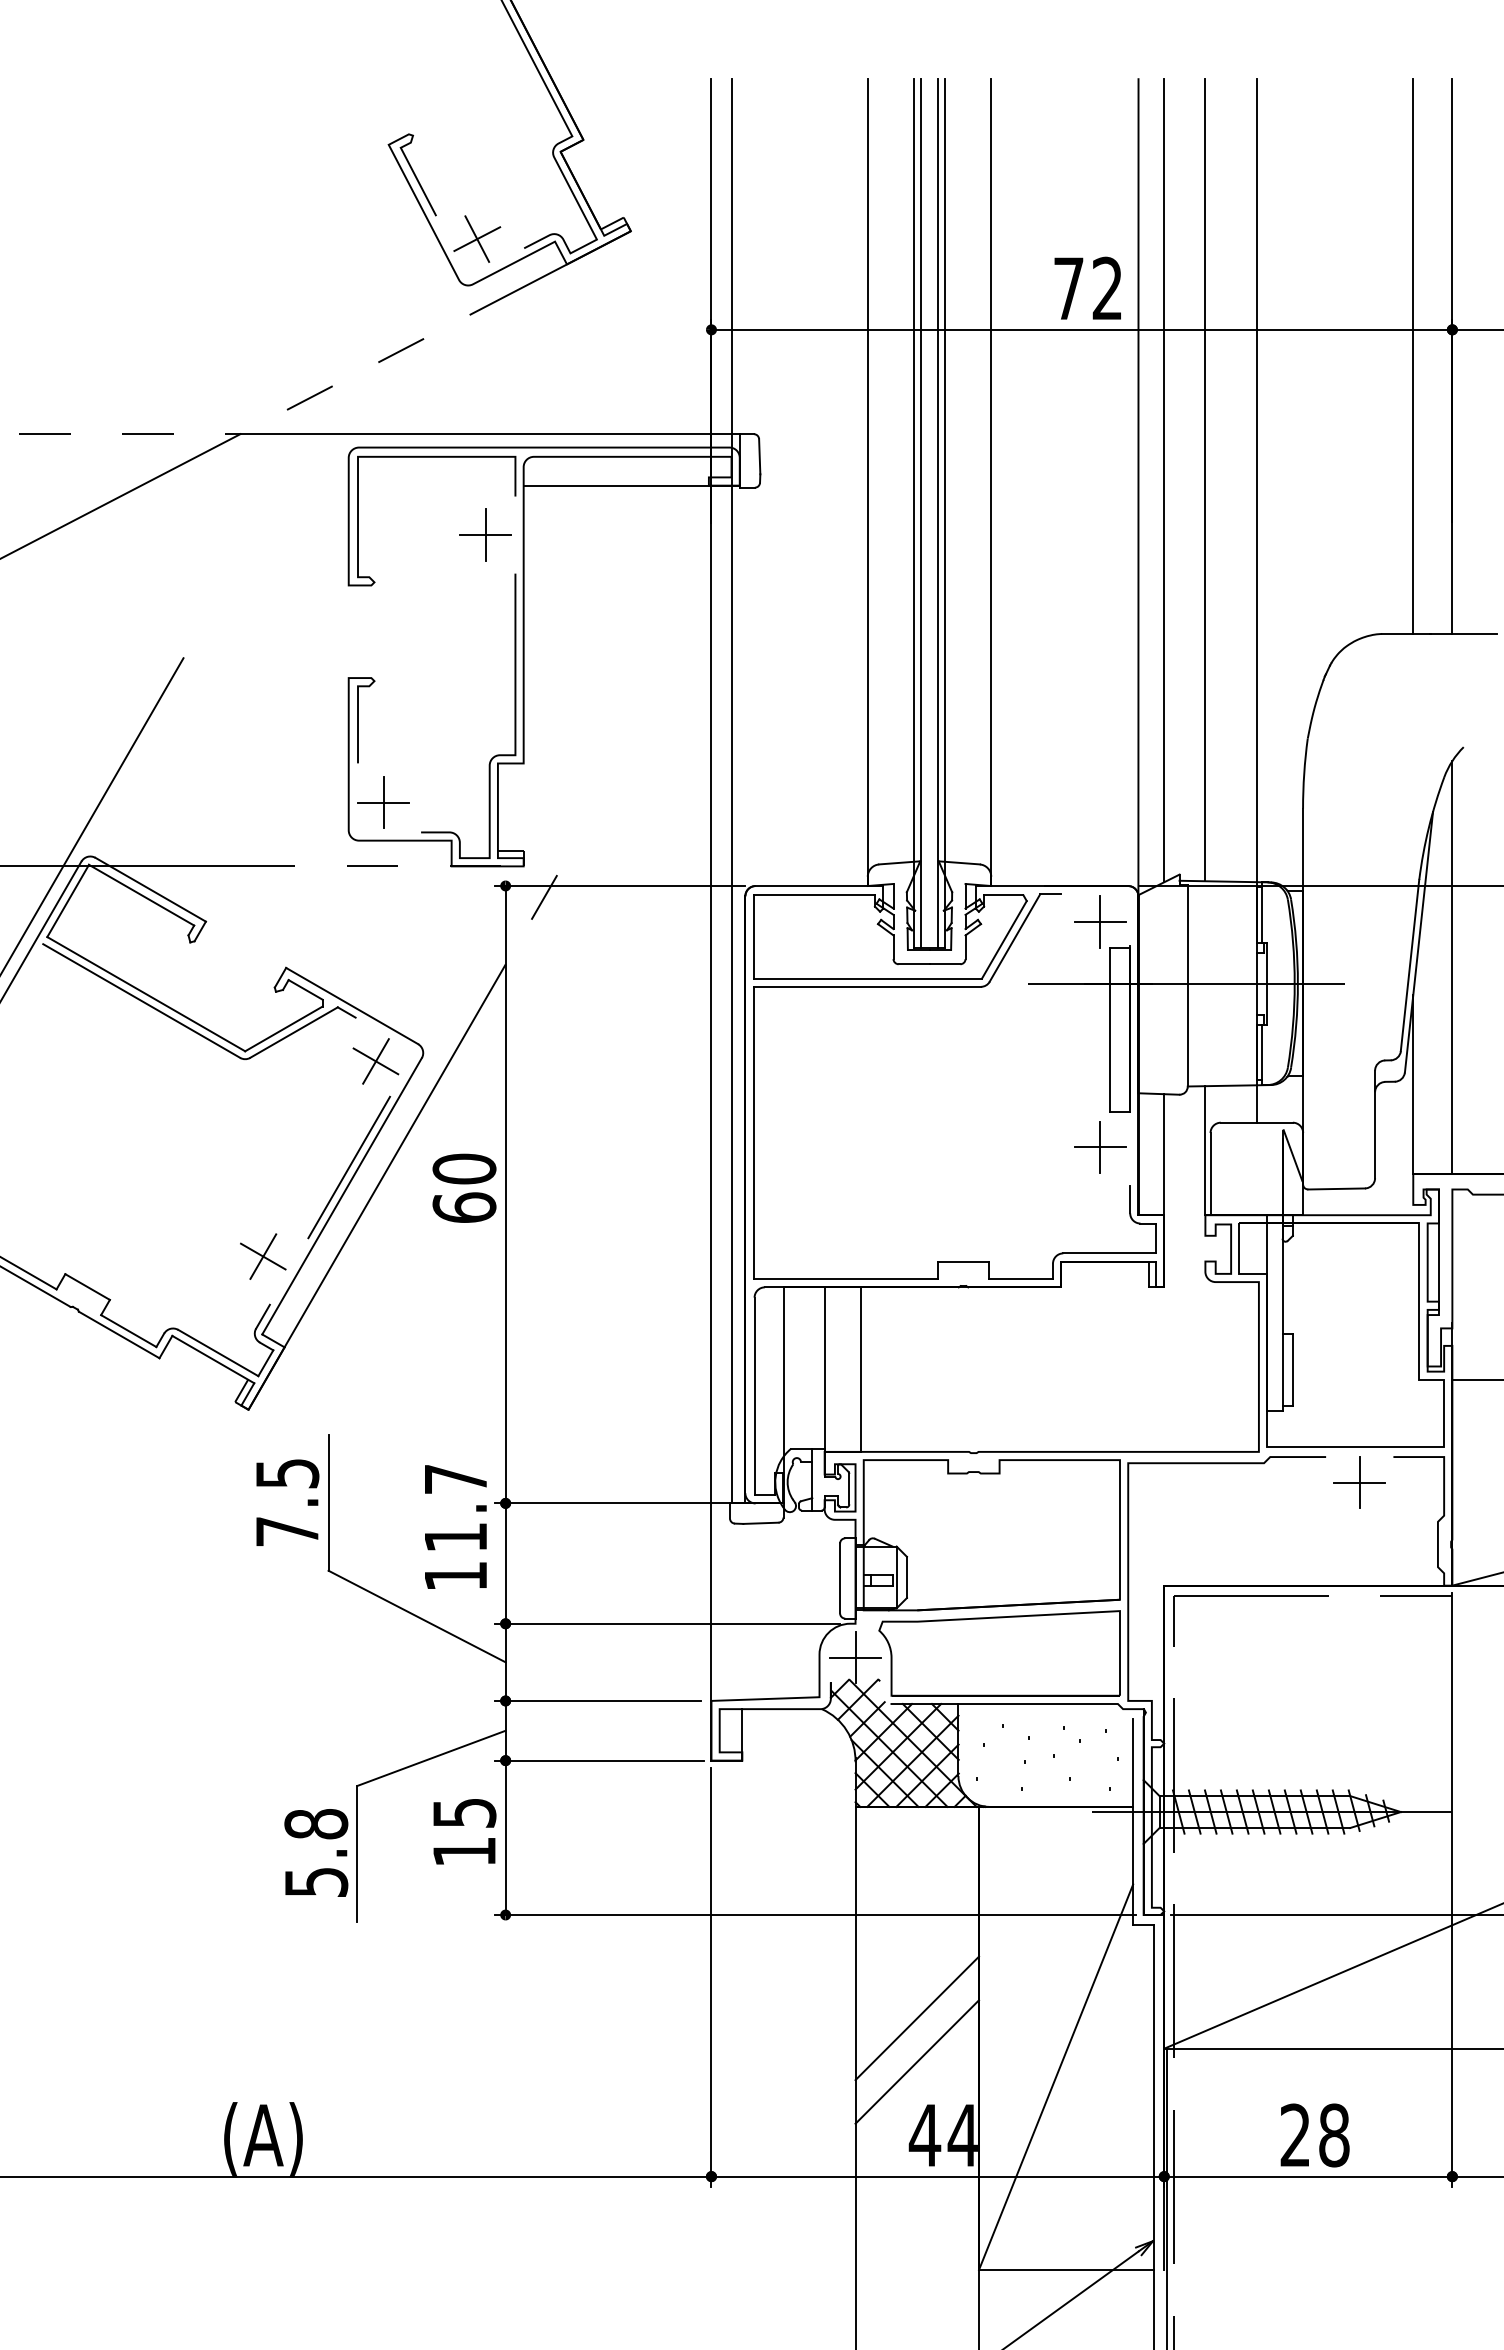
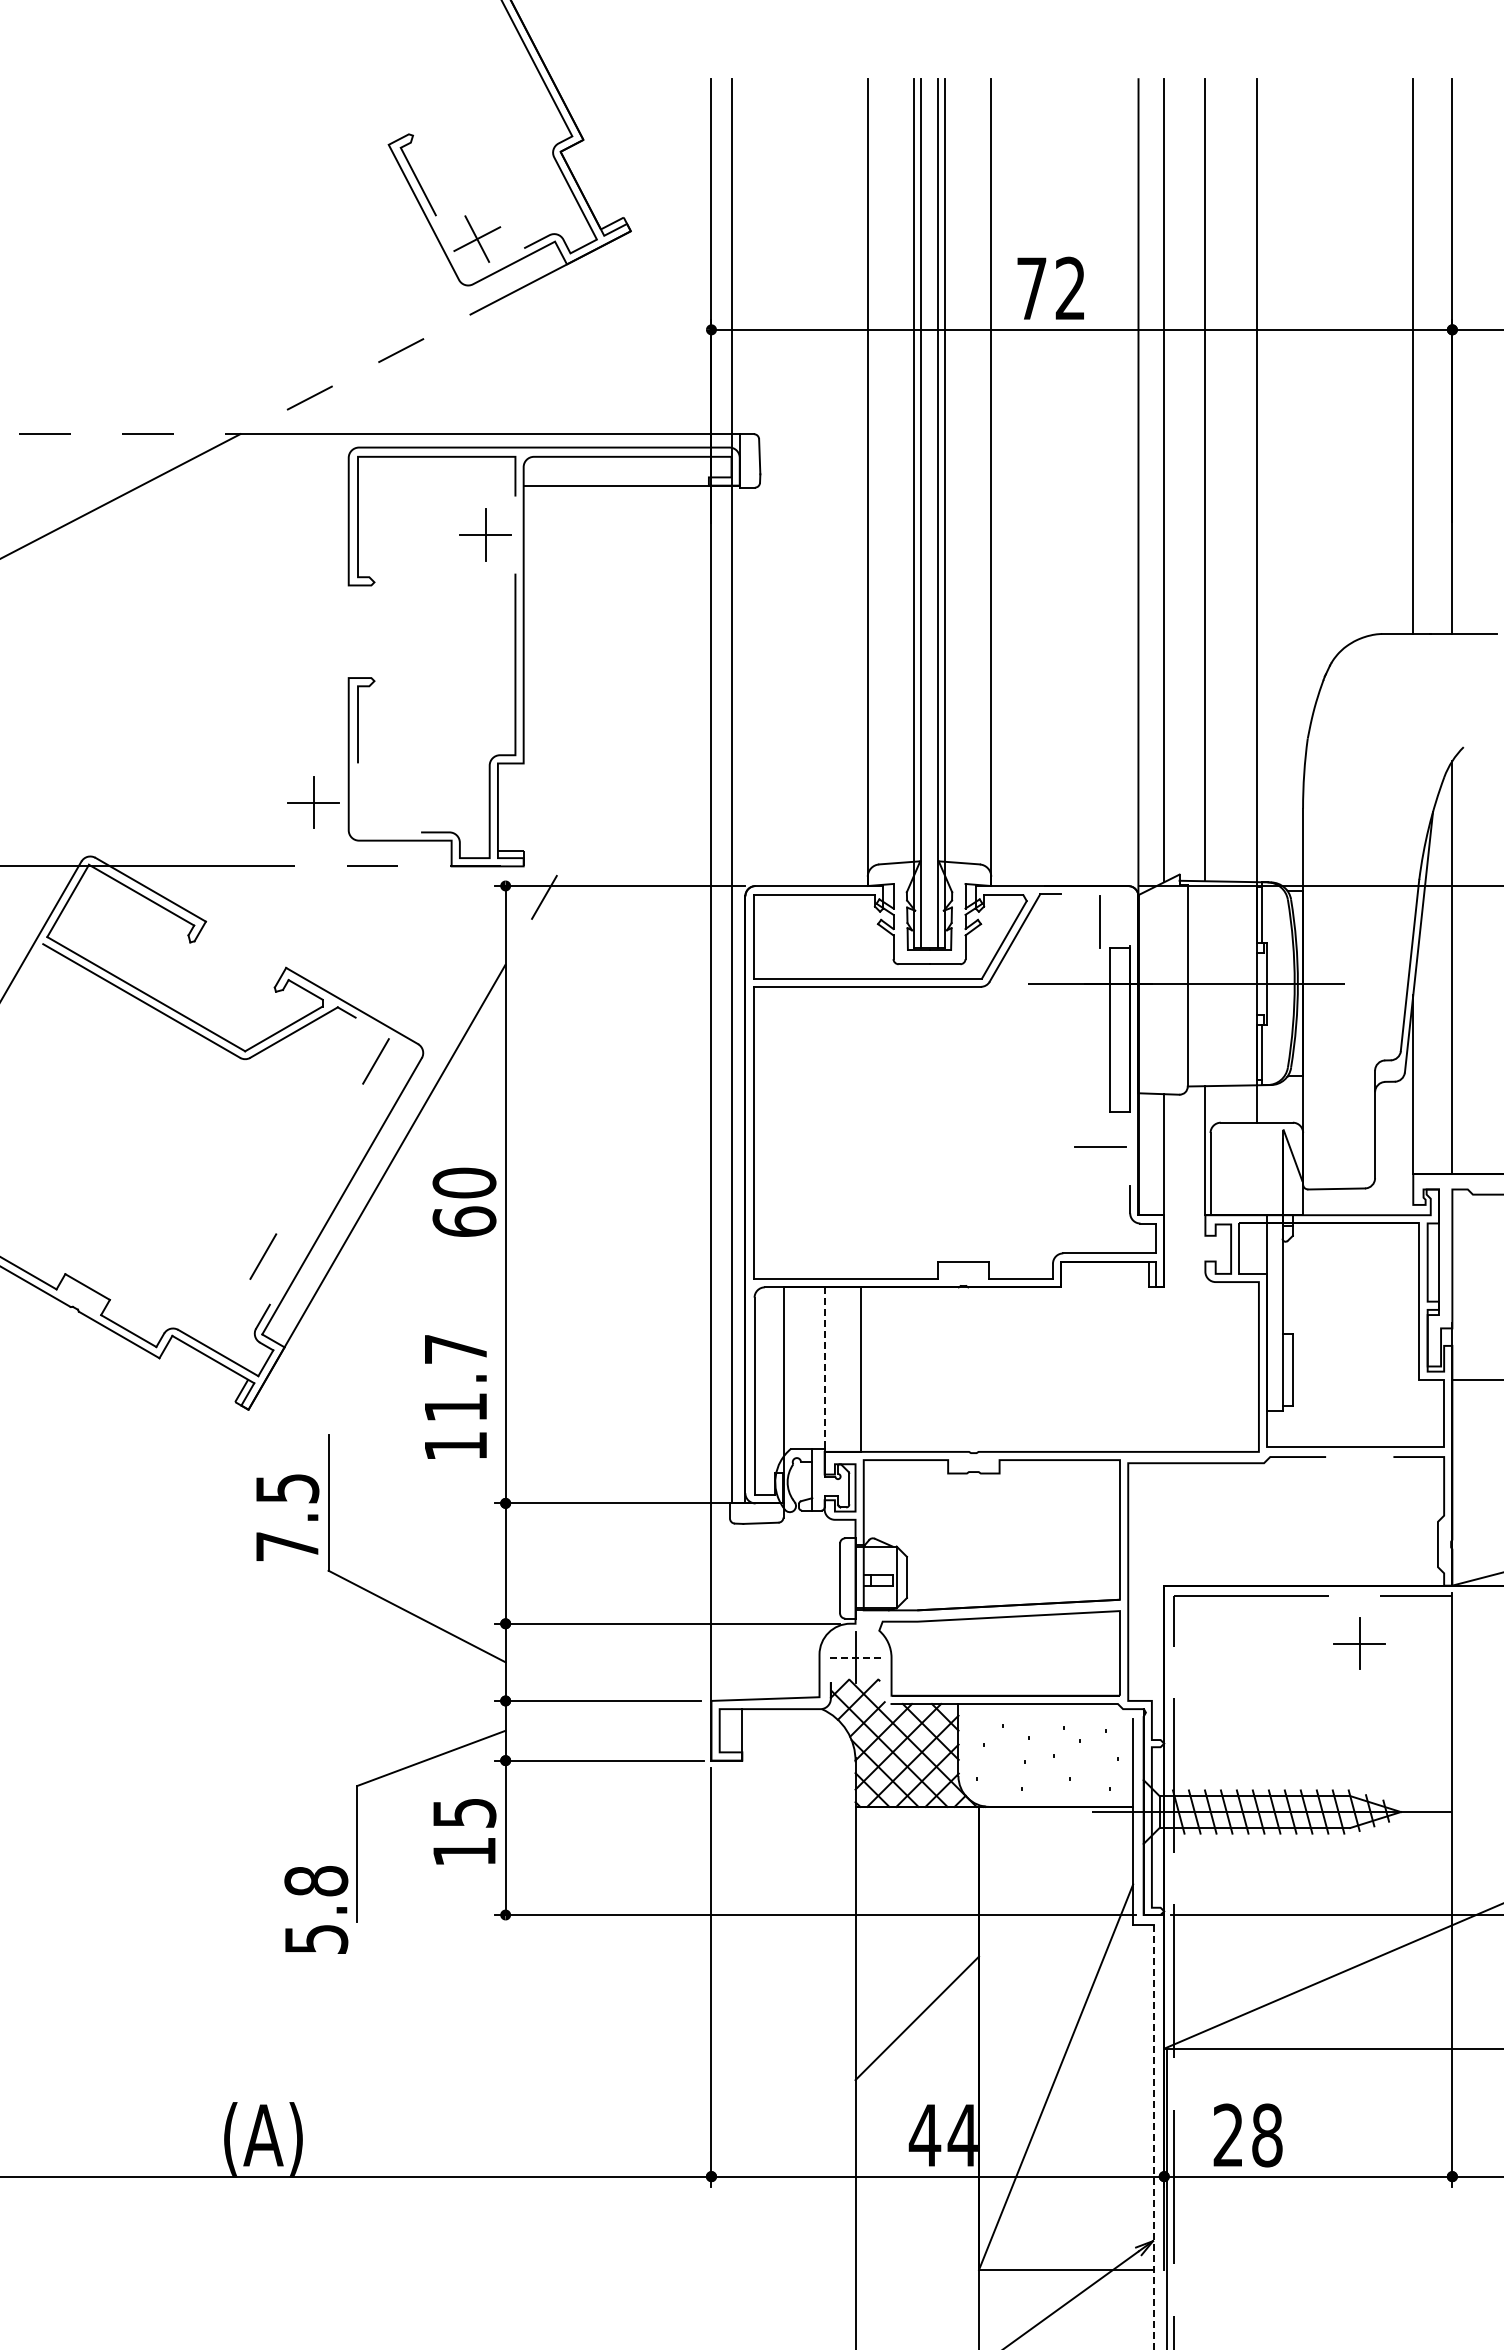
text position: (1087, 287) -> (1050, 287) (1050, 287)
part position: (383, 802) -> (313, 802) (313, 802)
line: present -> none (92, 814)
line: present -> none (1100, 922)
line: present -> none (375, 1061)
line: present -> none (1100, 1147)
line: present -> none (349, 1167)
text position: (464, 1187) -> (464, 1201) (464, 1201)
line: present -> none (263, 1256)
line: solid -> dashed (824, 1370)
part position: (1359, 1482) -> (1359, 1643) (1359, 1643)
text position: (287, 1502) -> (287, 1517) (287, 1517)
text position: (455, 1526) -> (455, 1396) (455, 1396)
line: solid -> dashed (855, 1657)
text position: (316, 1852) -> (316, 1909) (316, 1909)
line: present -> none (917, 2061)
text position: (1314, 2135) -> (1247, 2135) (1247, 2135)
line: solid -> dashed (1153, 2137)
